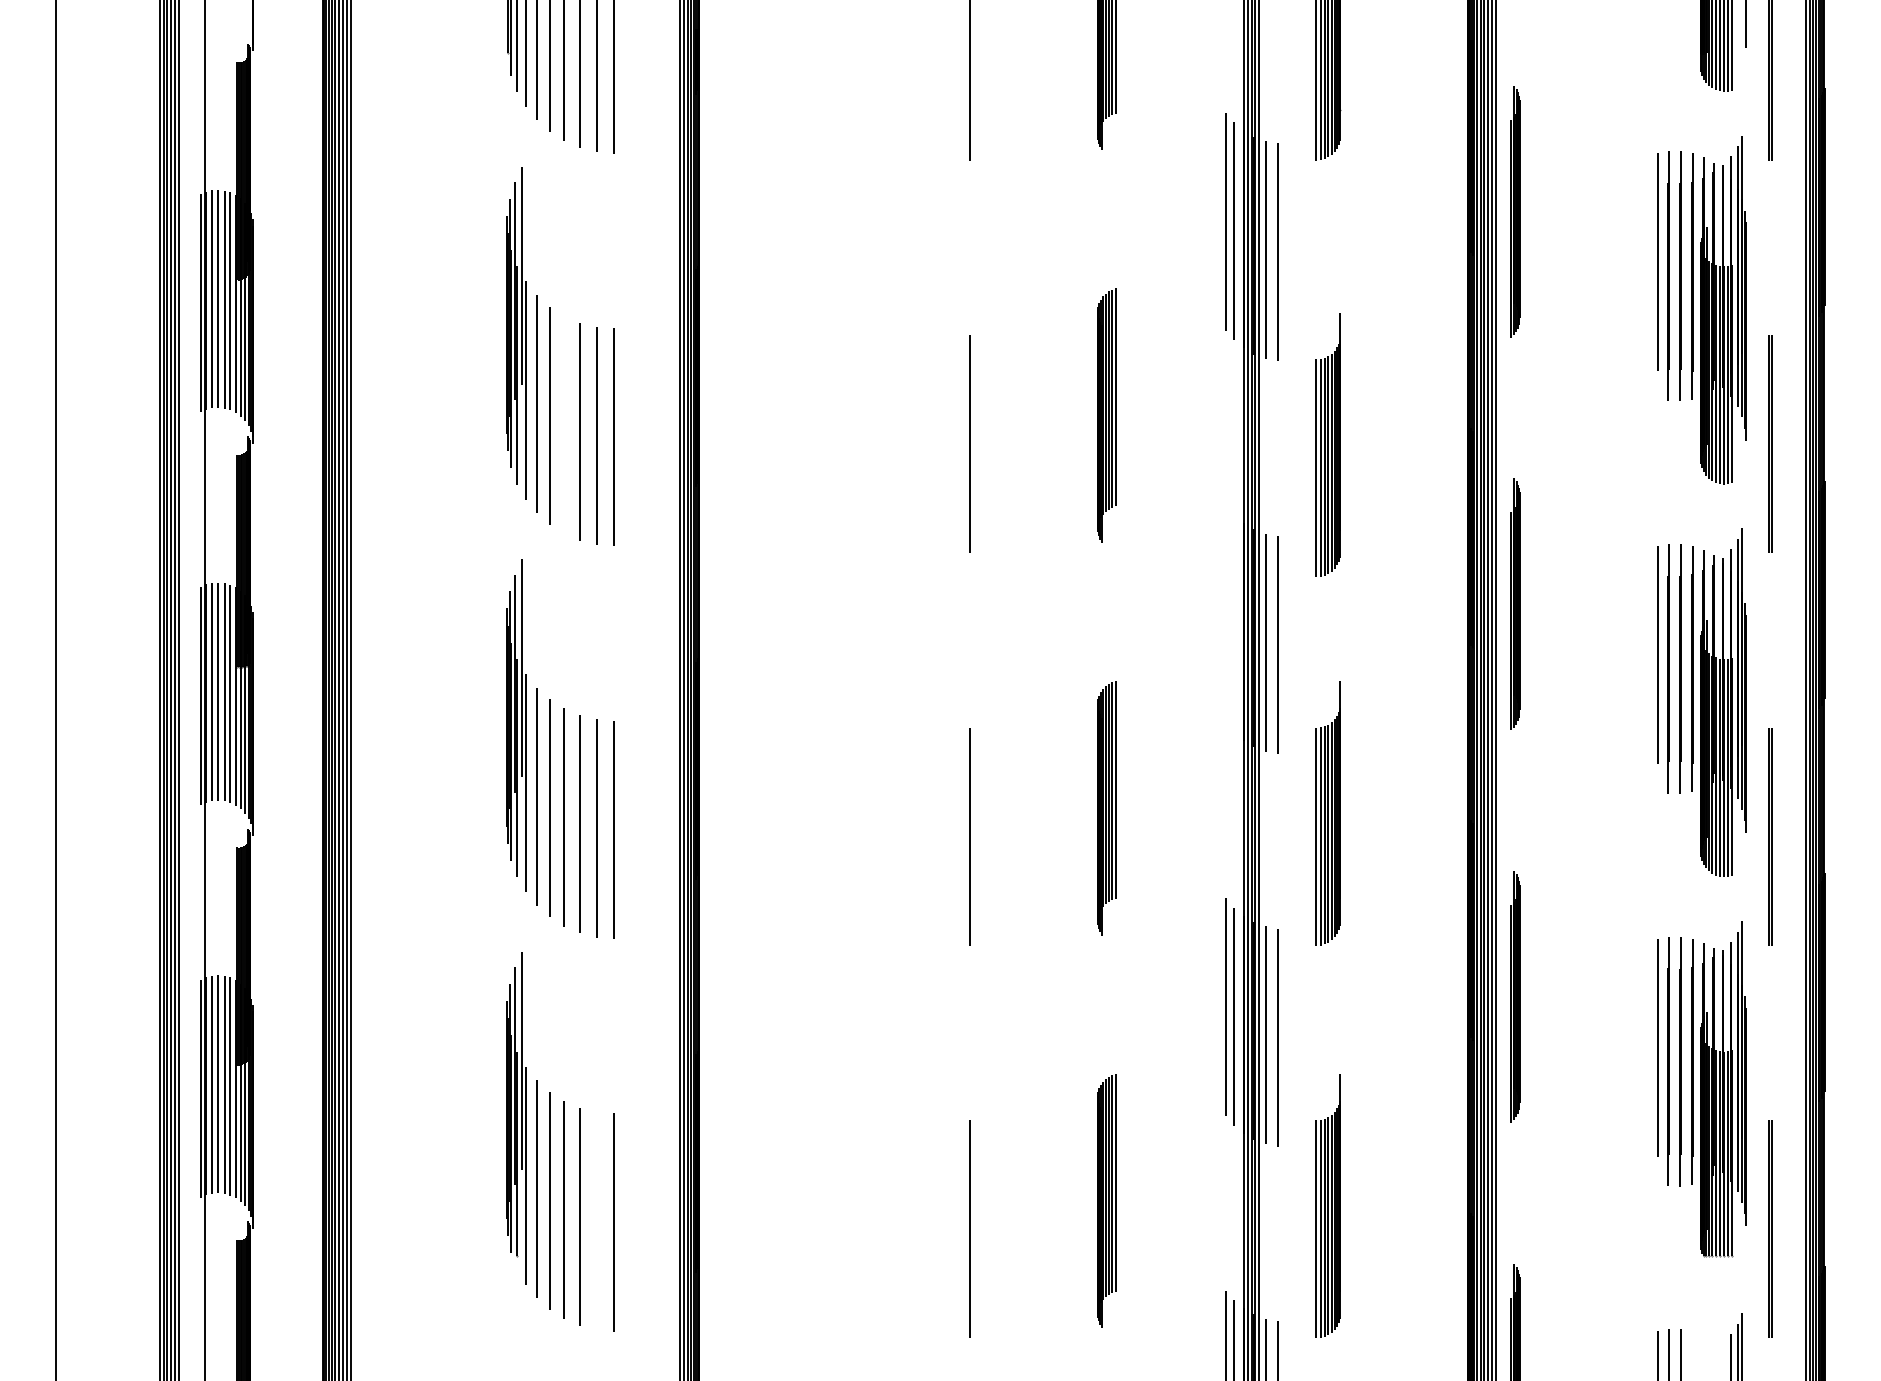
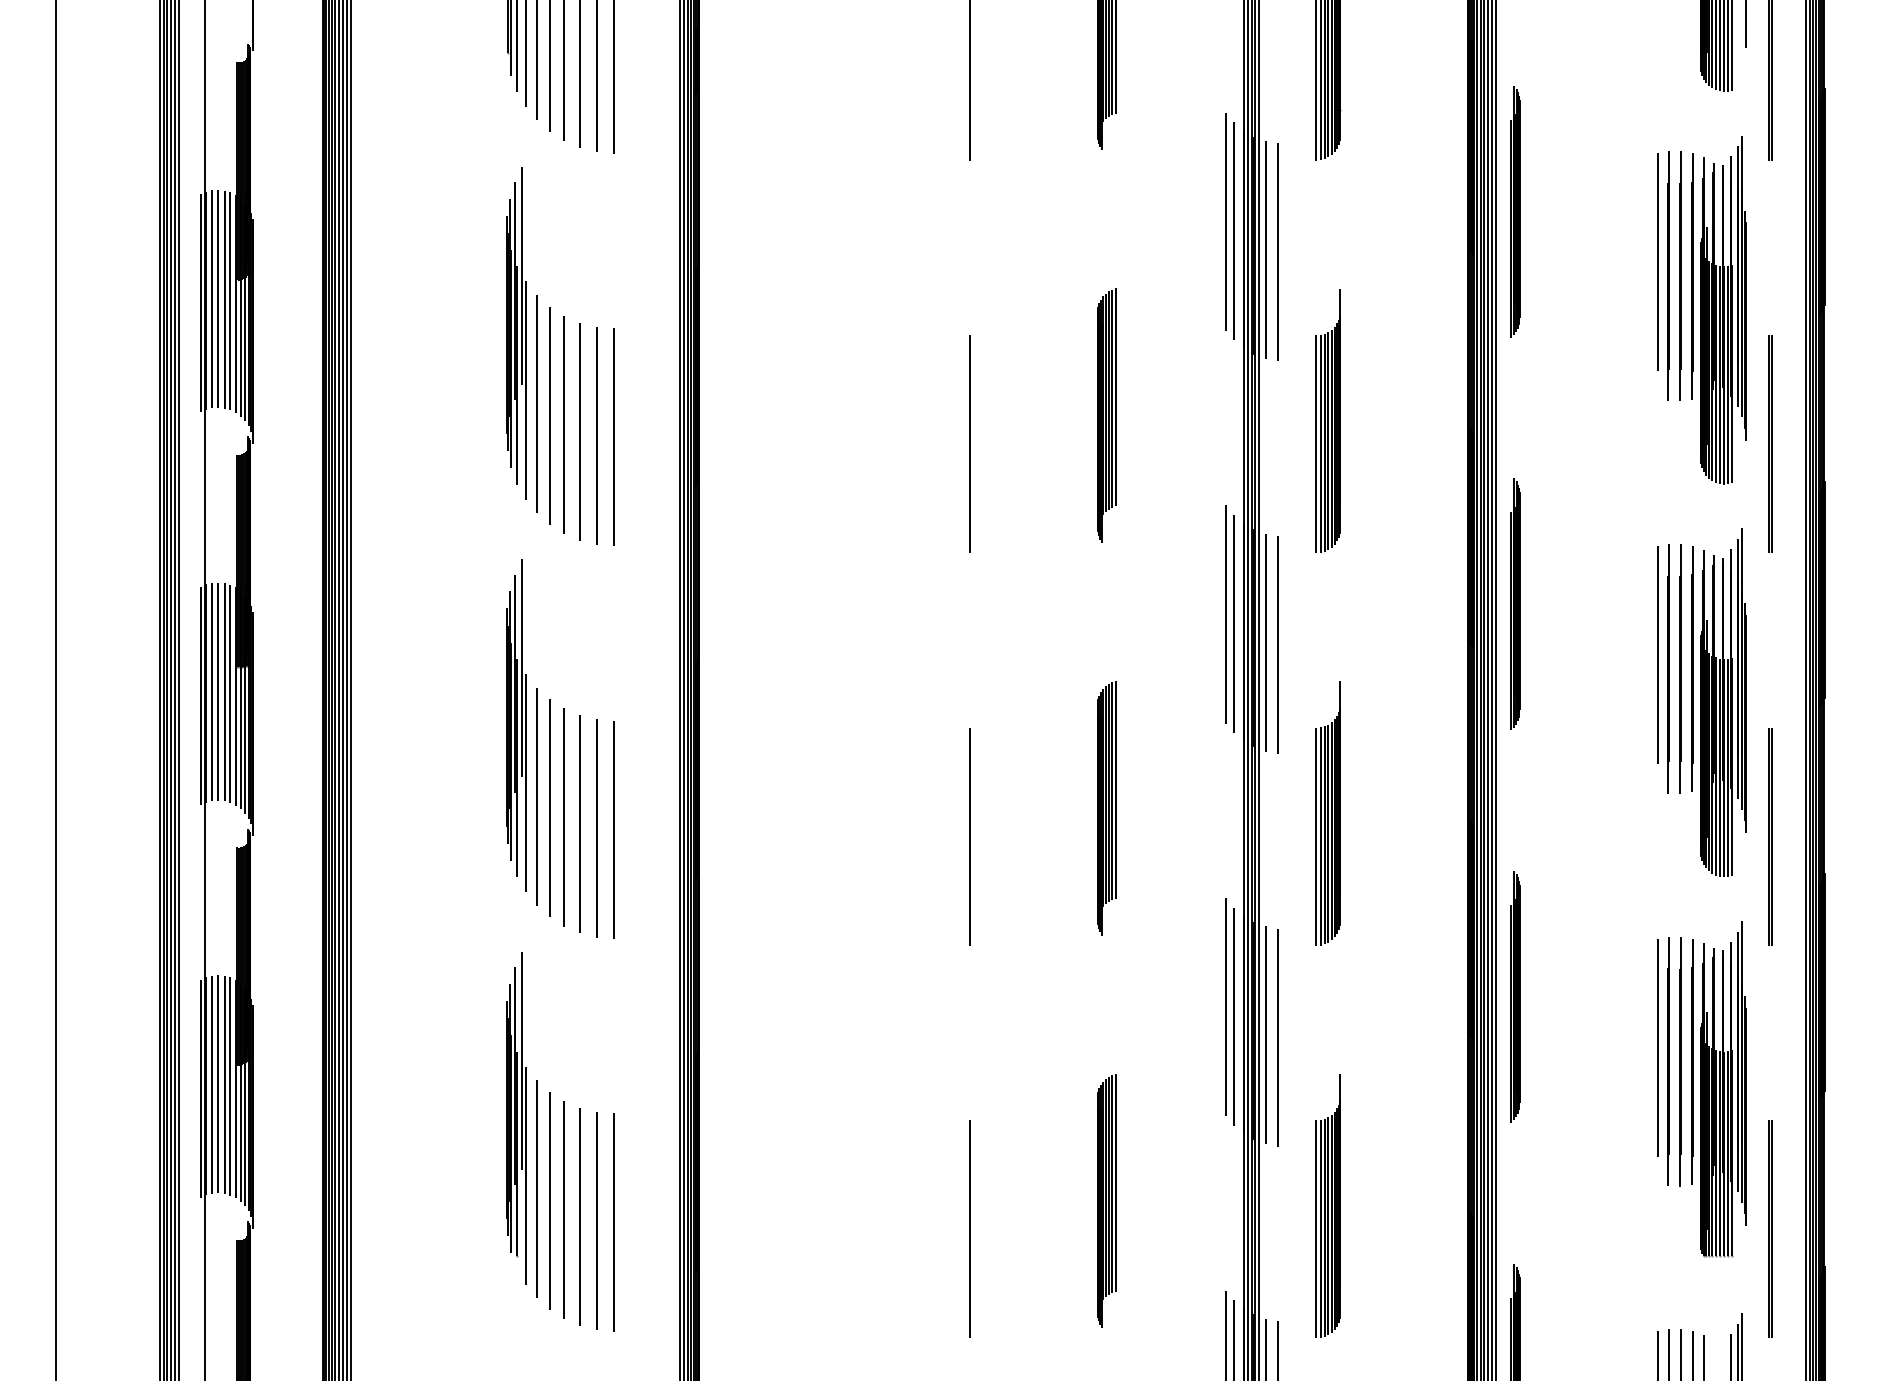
line: none -> present (564, 424)
part position: (1327, 444) -> (1327, 420) (1327, 420)
part: none -> present (1229, 618)
line: none -> present (596, 1220)
line: none -> present (1692, 1354)
line: none -> present (1703, 1356)
